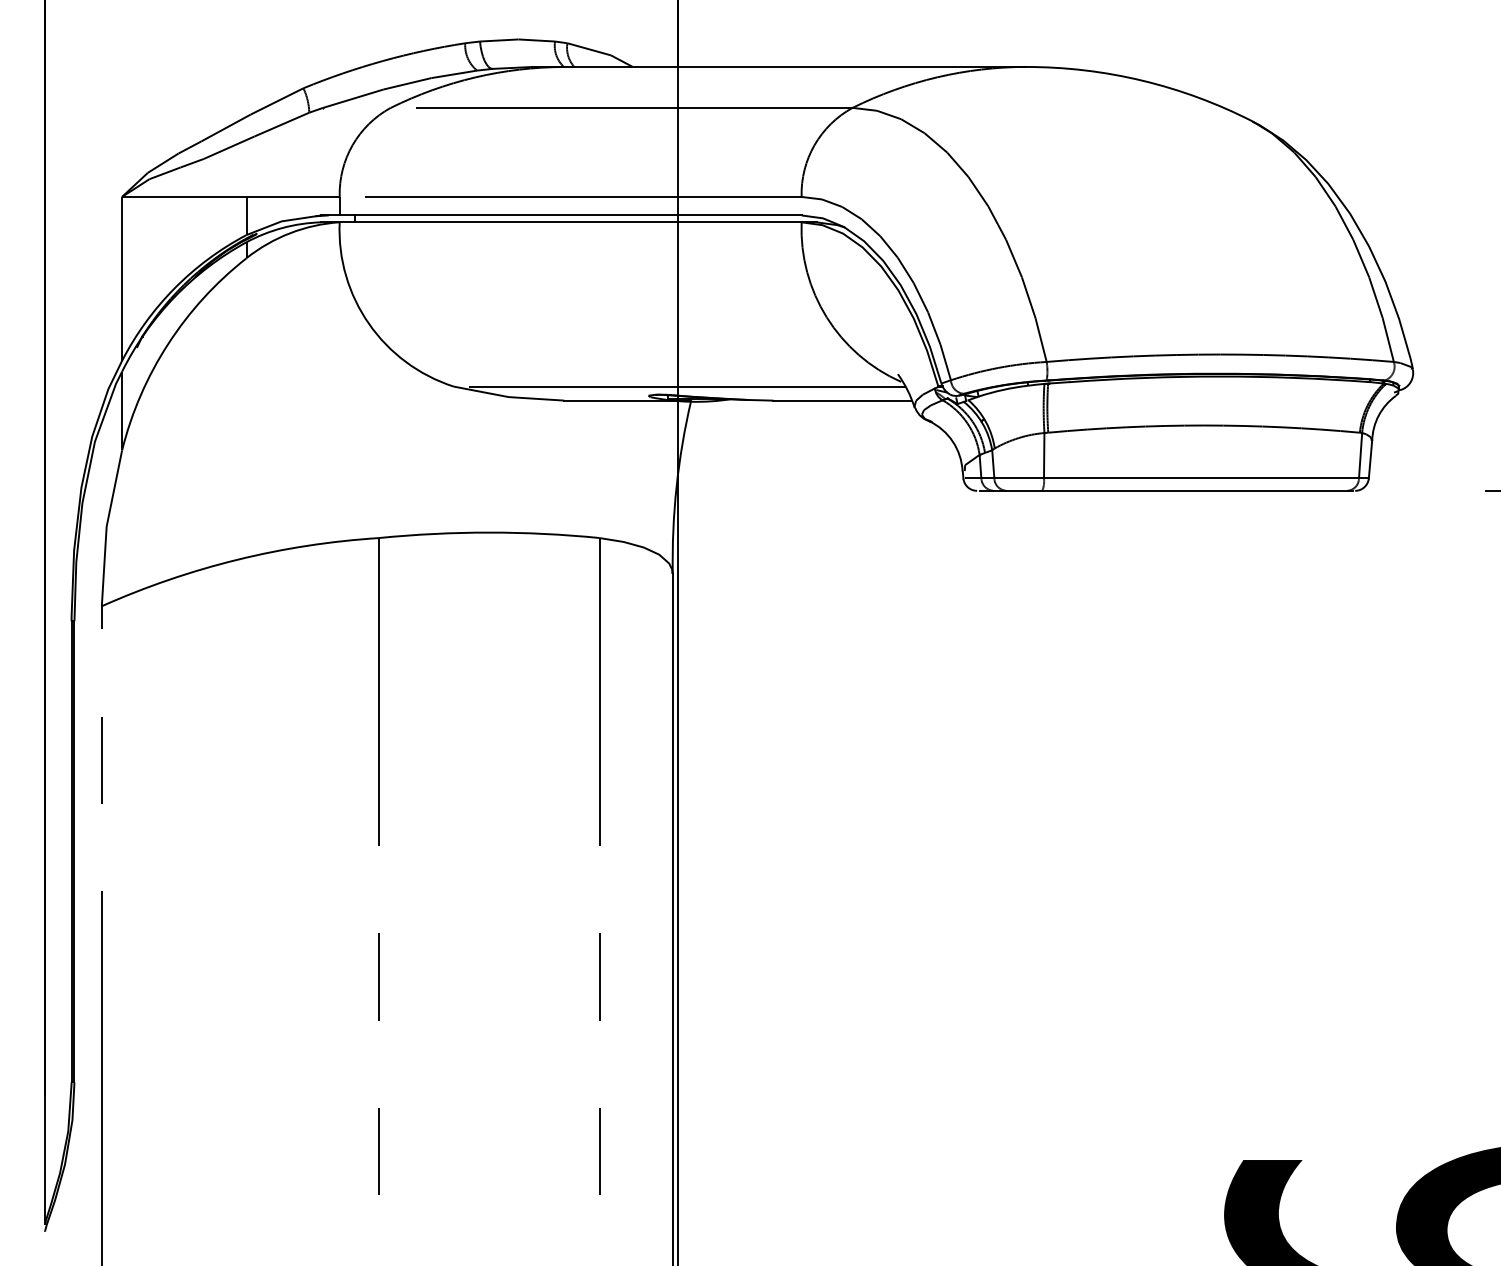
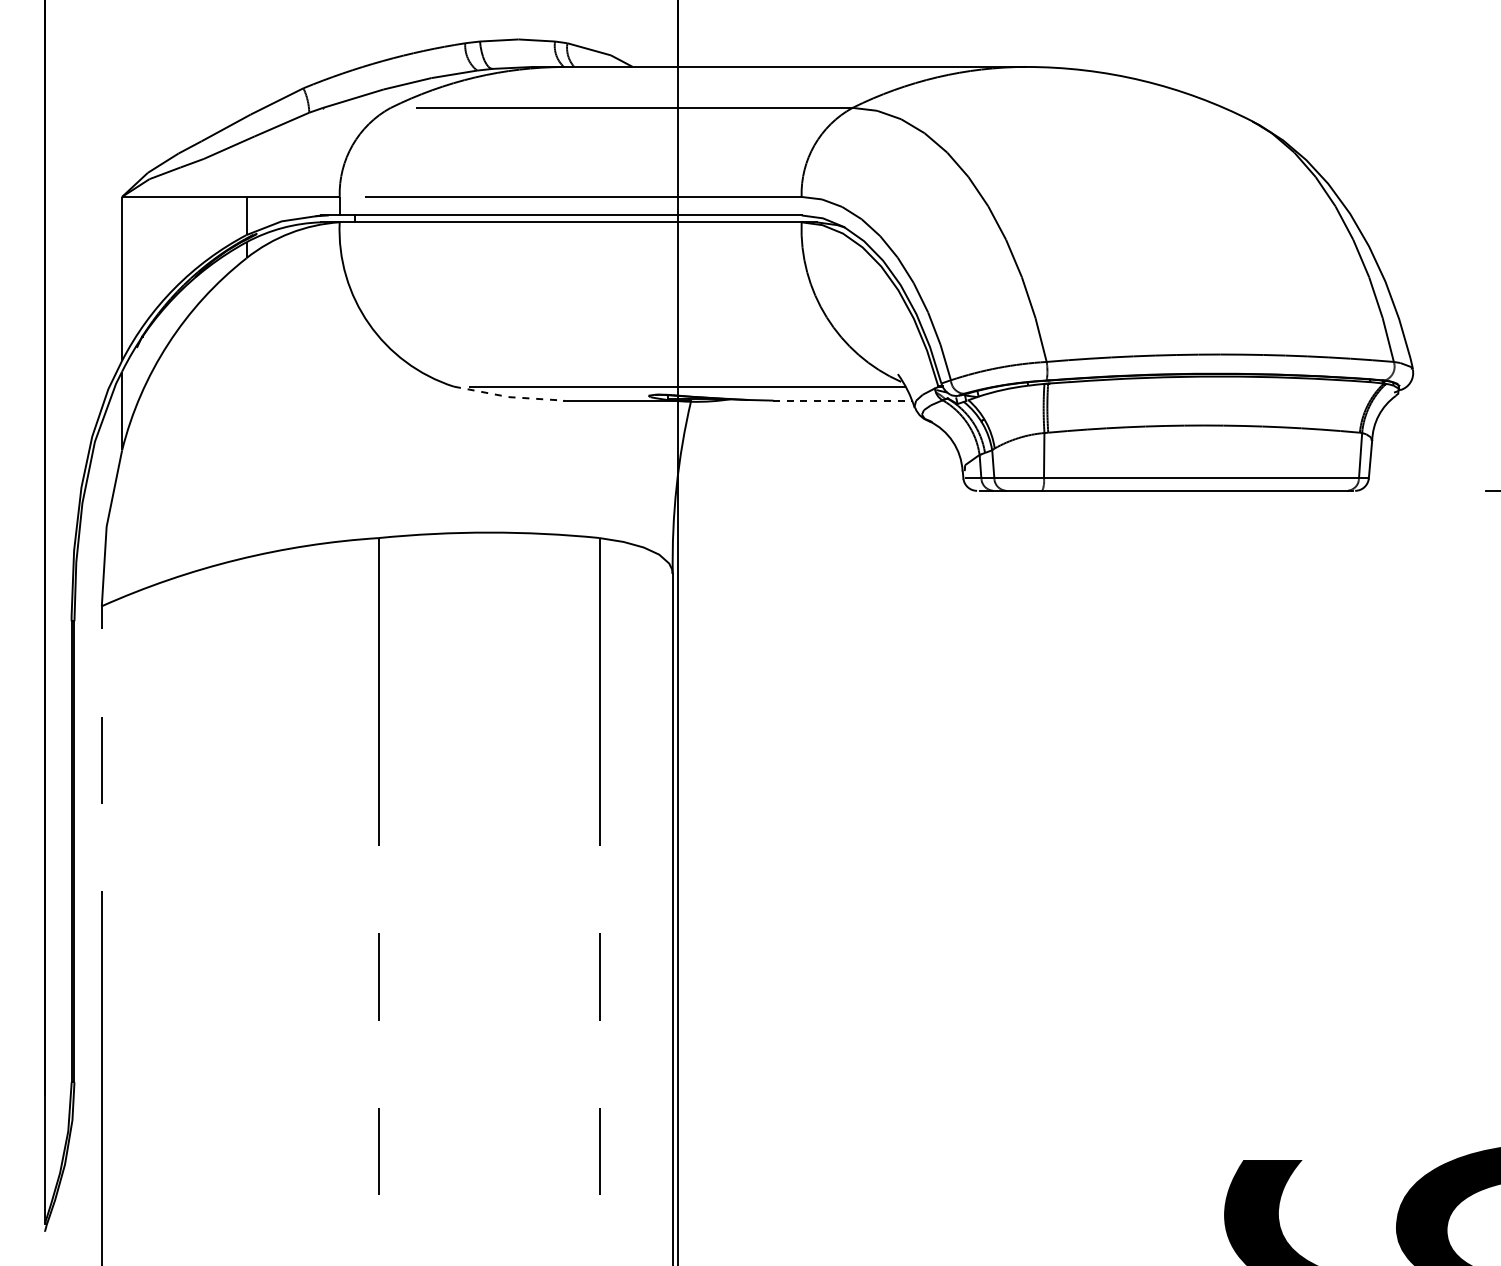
line: solid -> dashed (508, 397)
line: solid -> dashed (842, 400)
